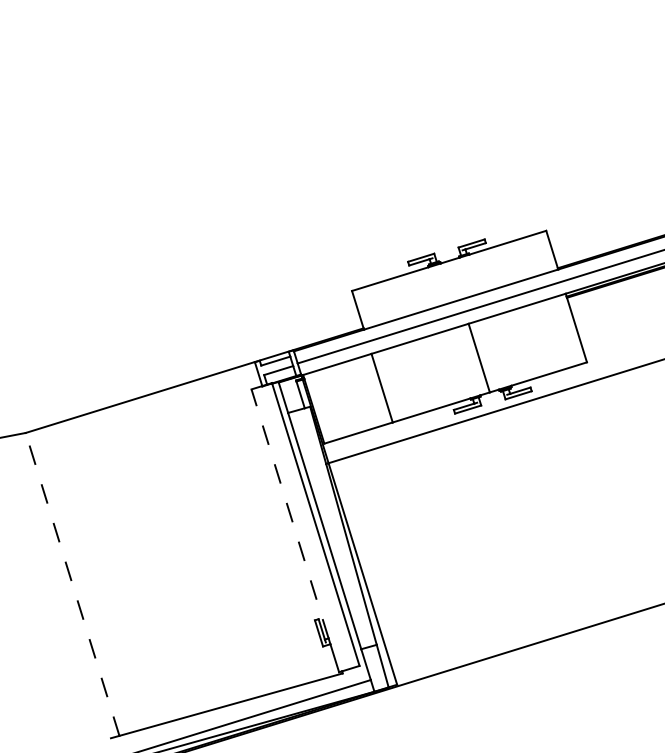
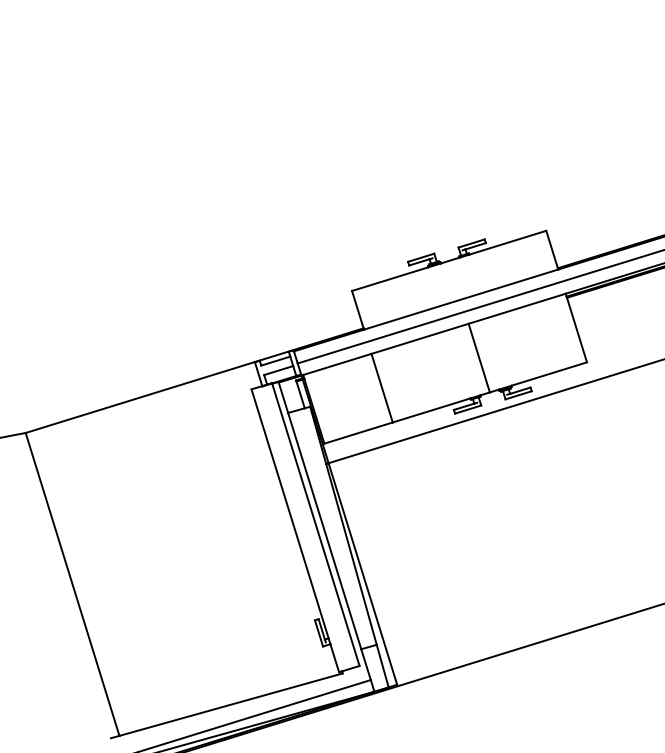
line: dashed -> solid (289, 513)
line: dashed -> solid (72, 584)
